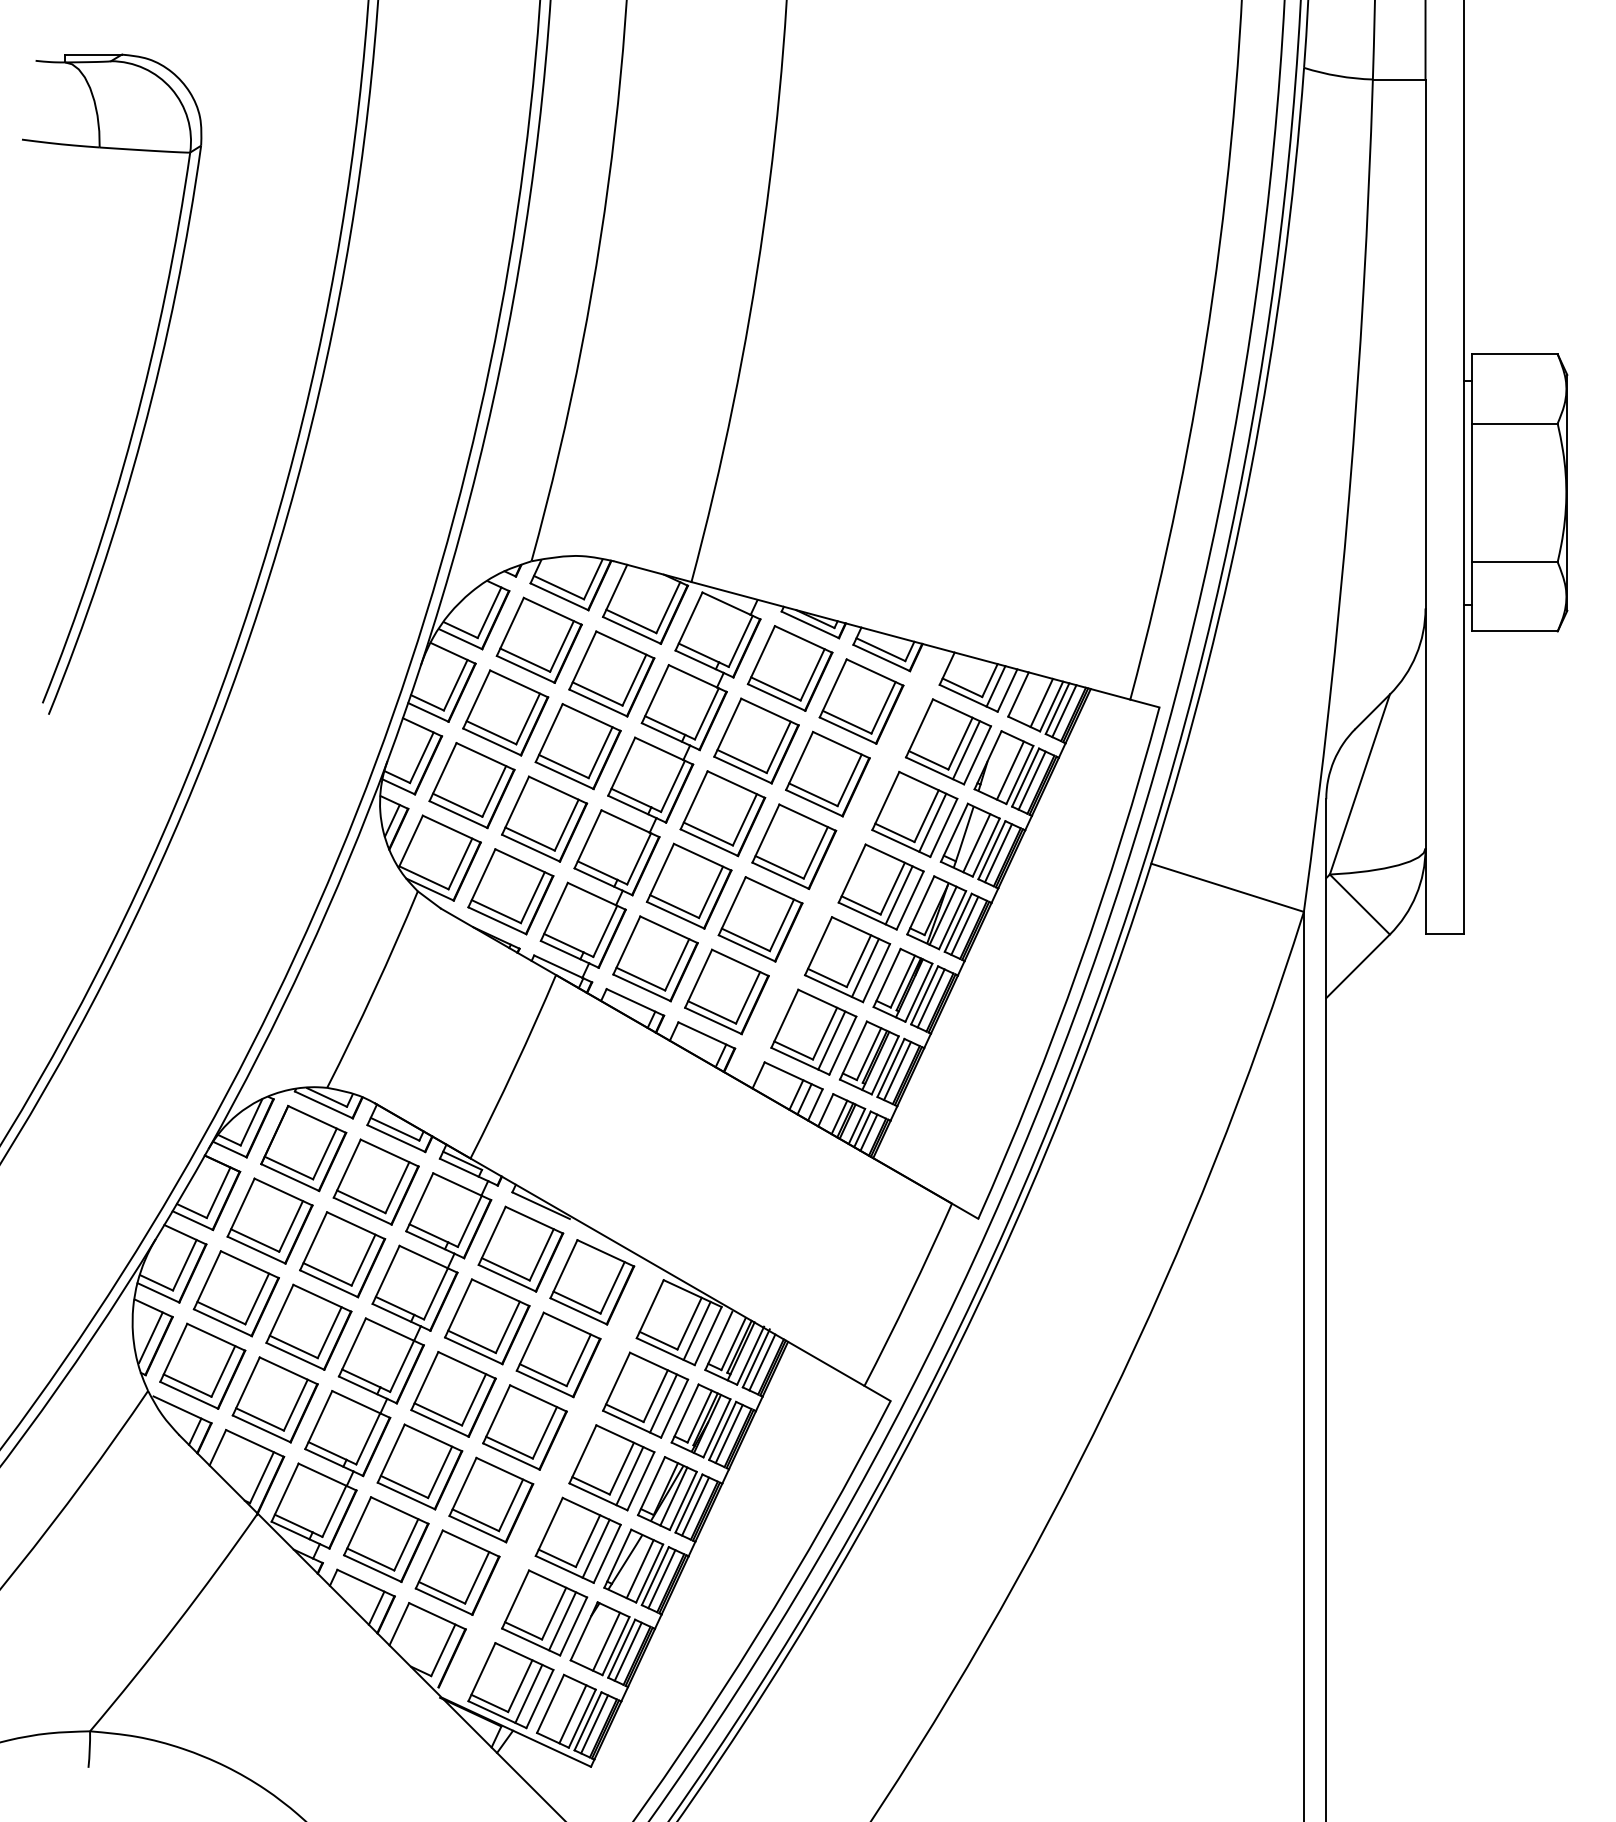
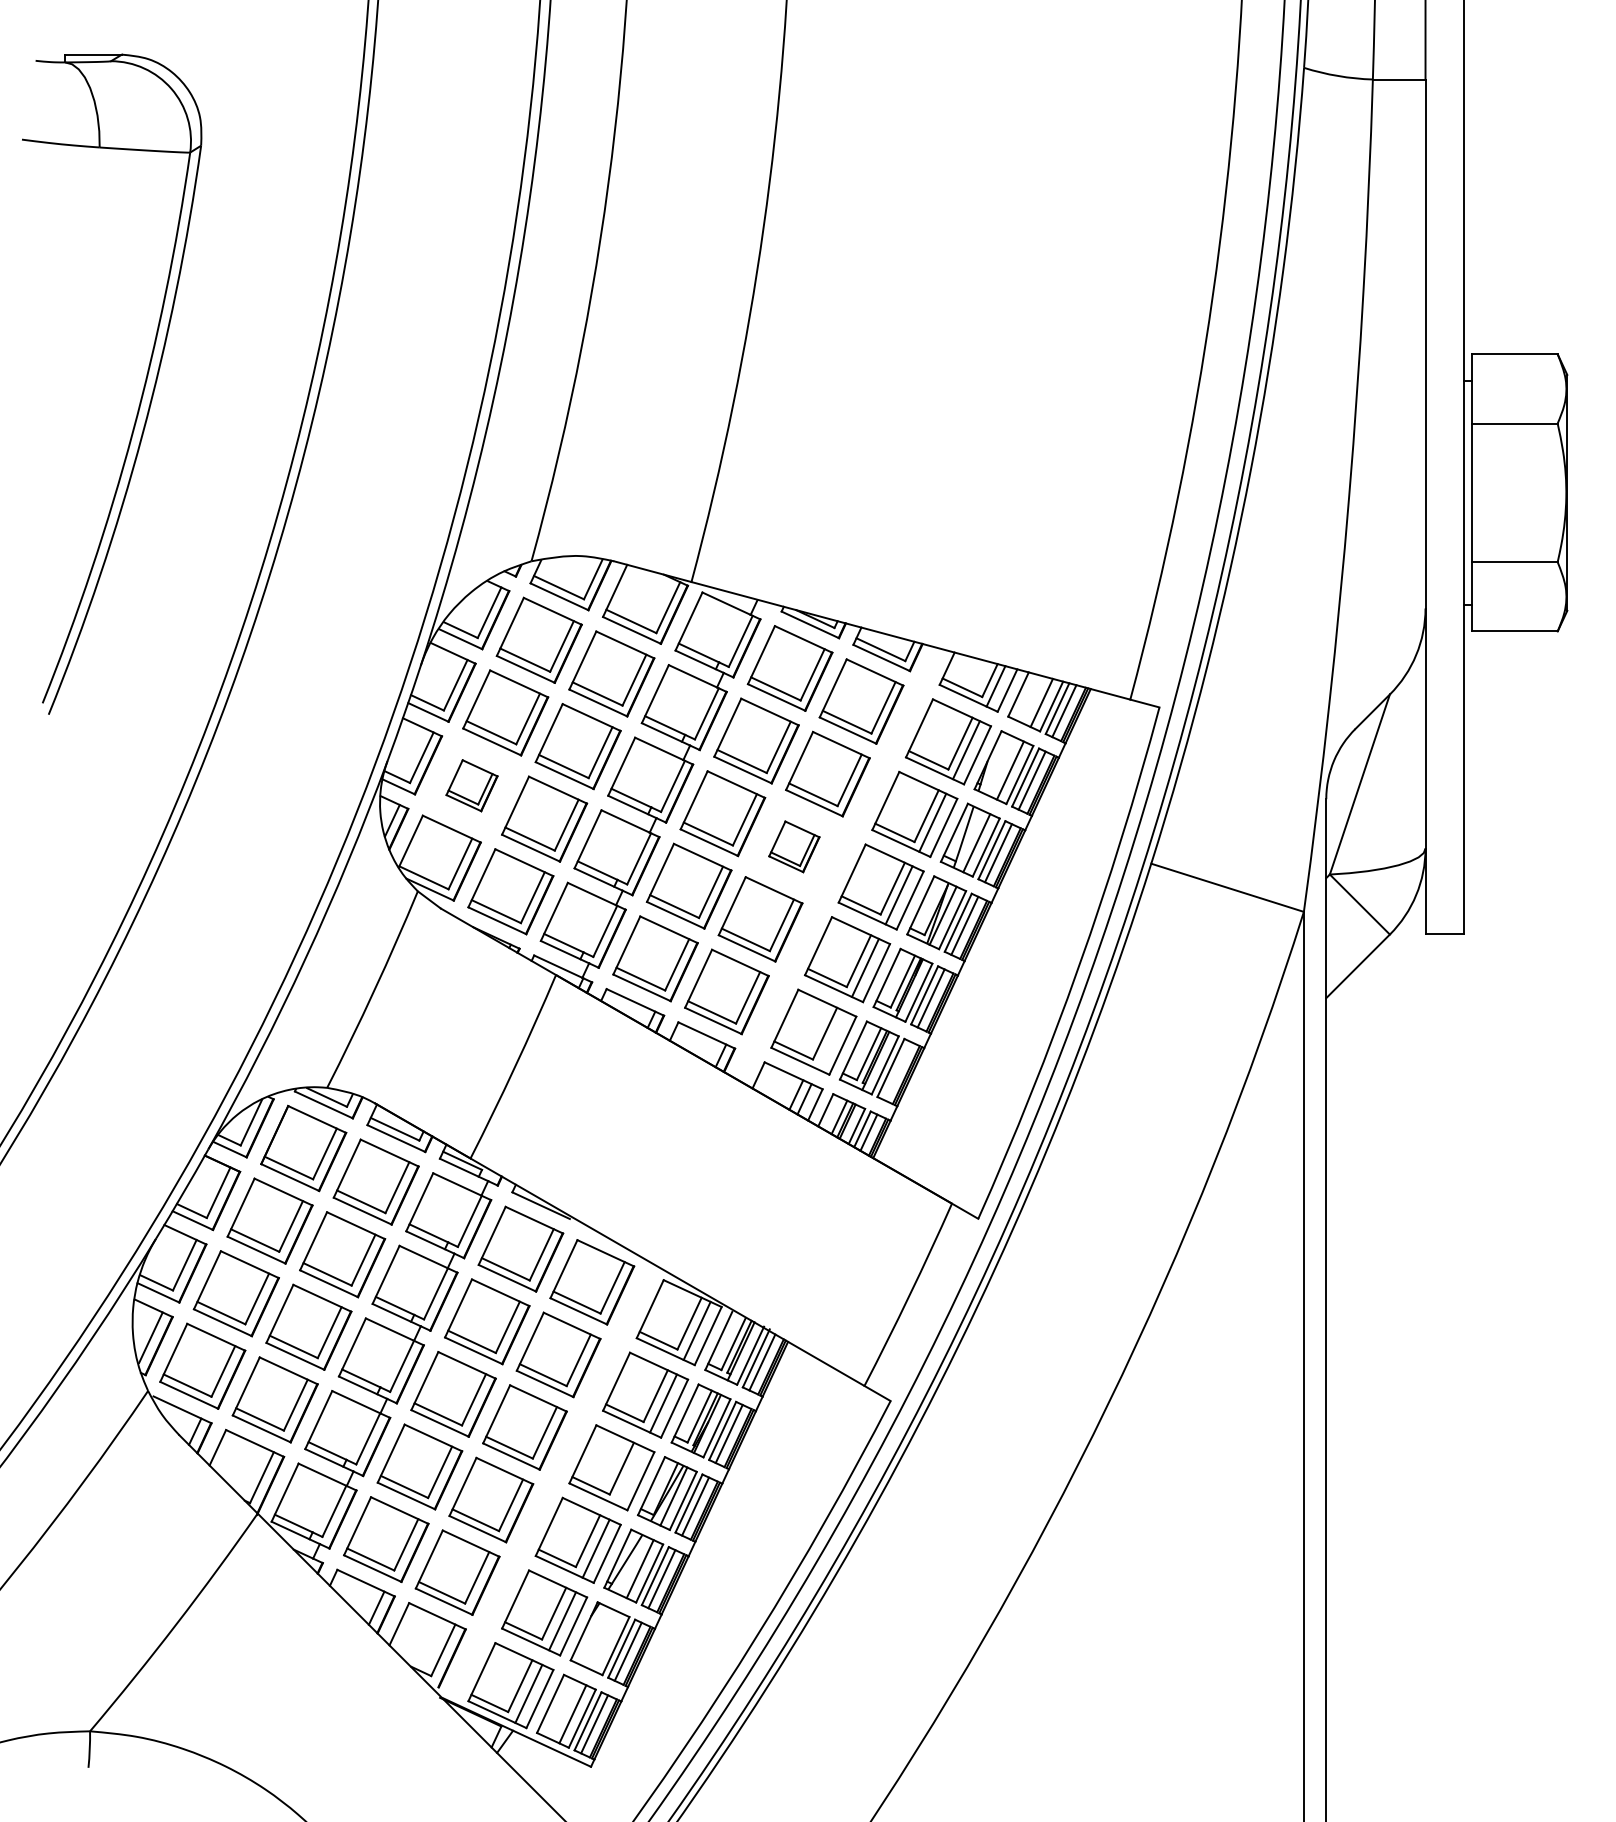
part size: 88x88 px -> 54x54 px (471, 785)
part size: 87x88 px -> 53x54 px (794, 846)
line: present -> none (831, 1040)
line: present -> none (897, 1071)
line: present -> none (629, 1476)
line: present -> none (606, 1641)
